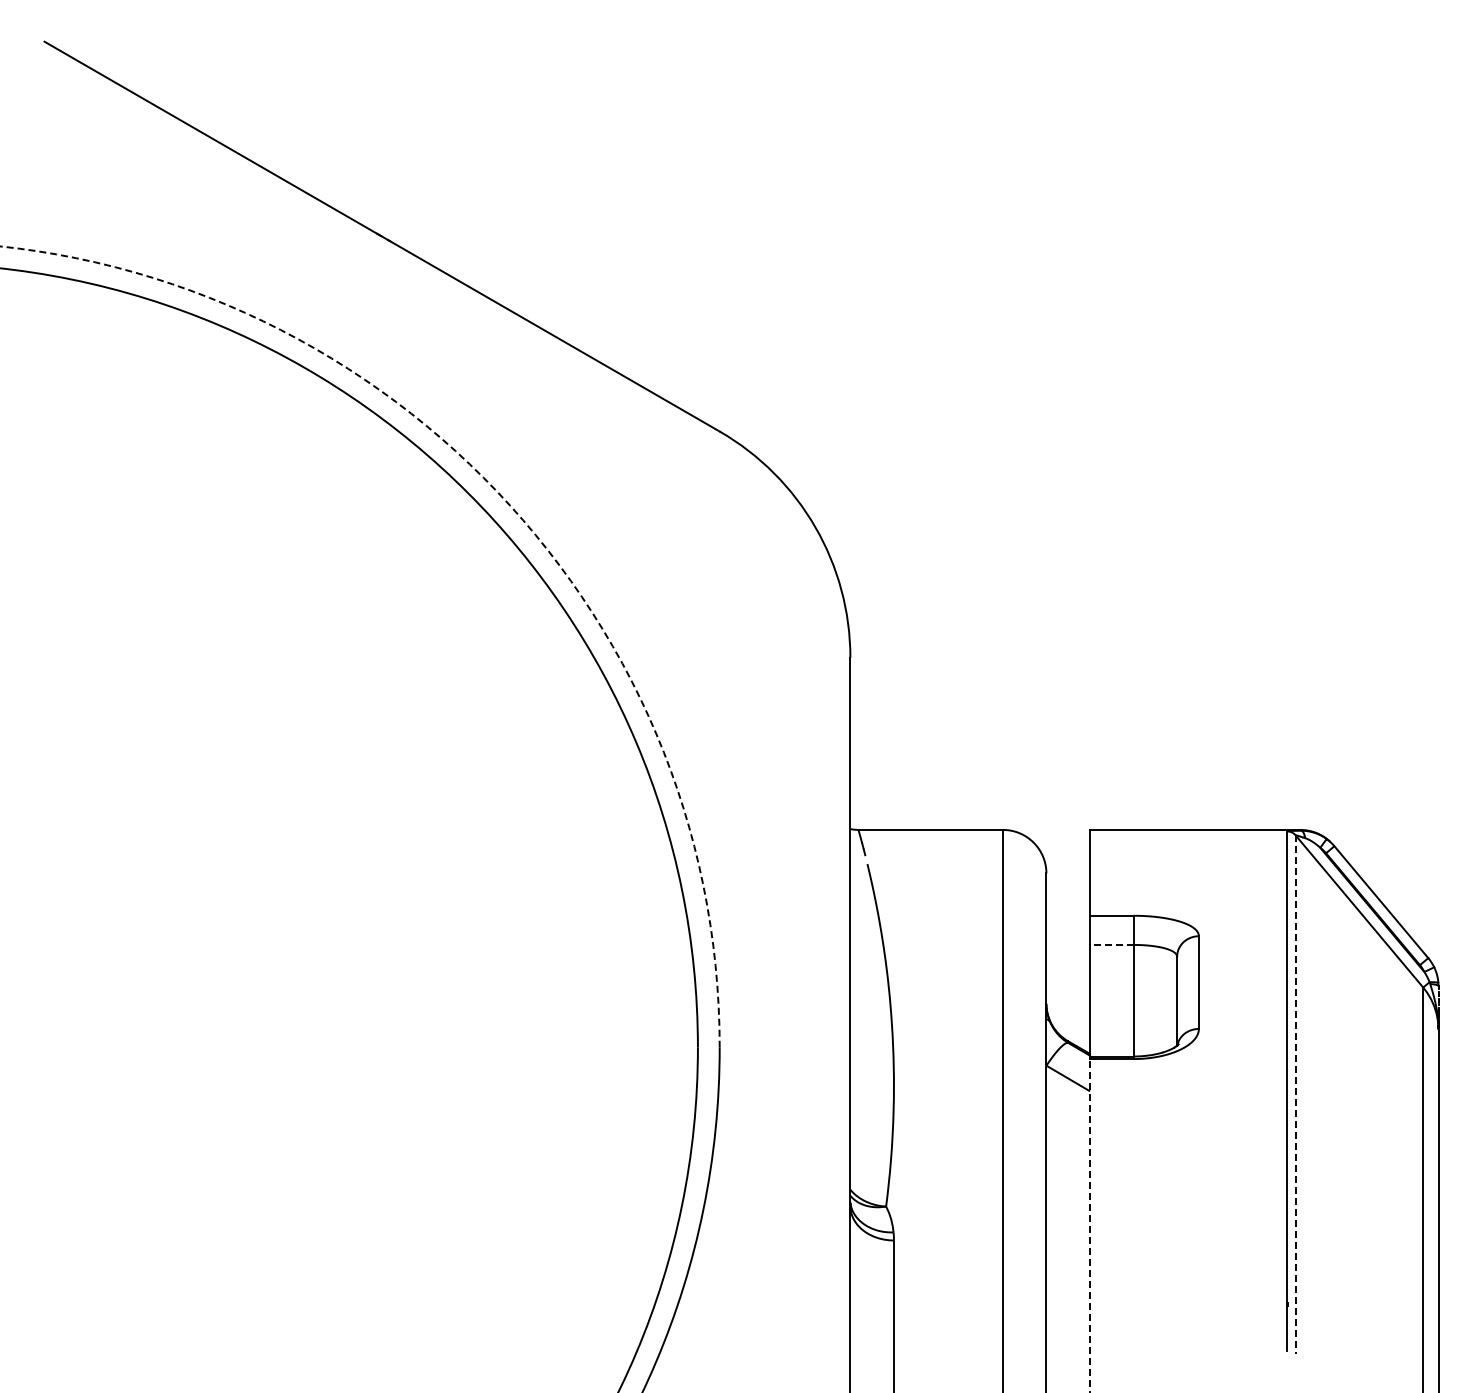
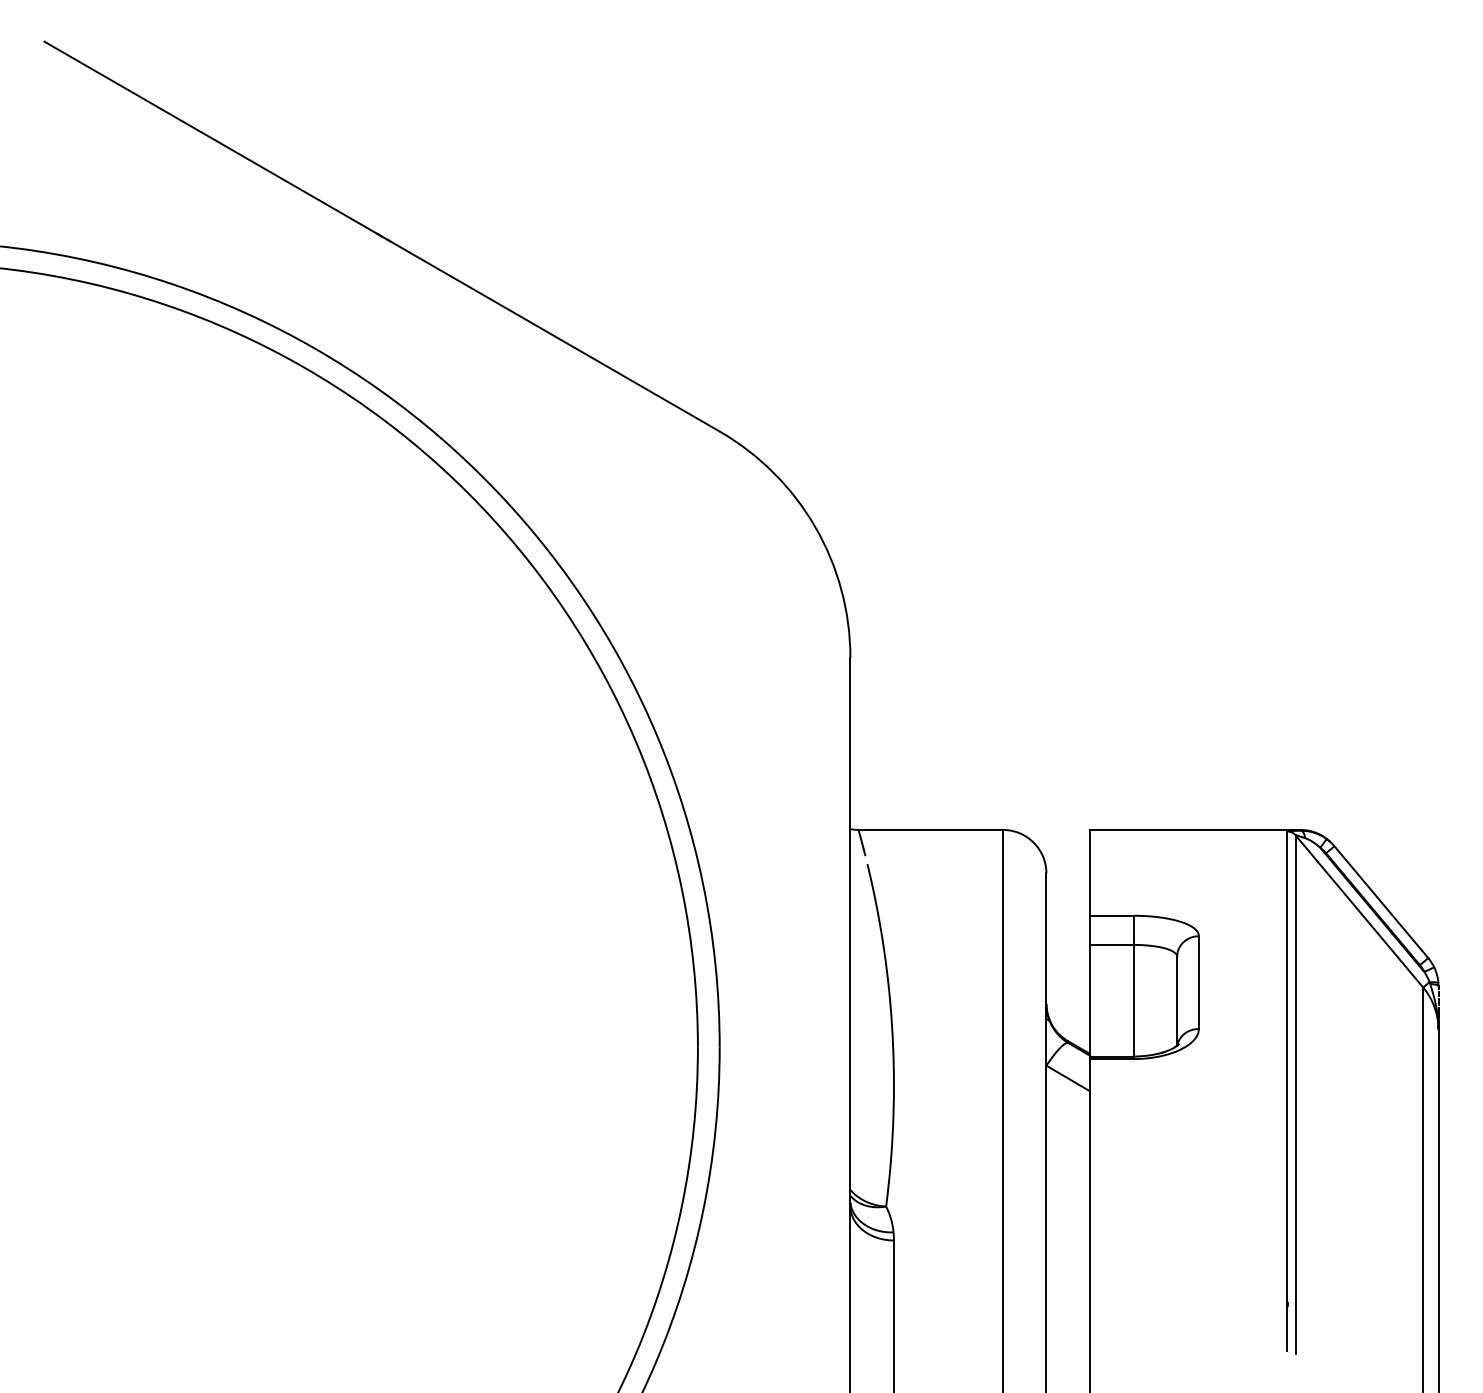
arc: dashed -> solid (512, 508)
line: dashed -> solid (1111, 944)
line: dashed -> solid (1295, 1095)
line: dashed -> solid (1090, 1225)
